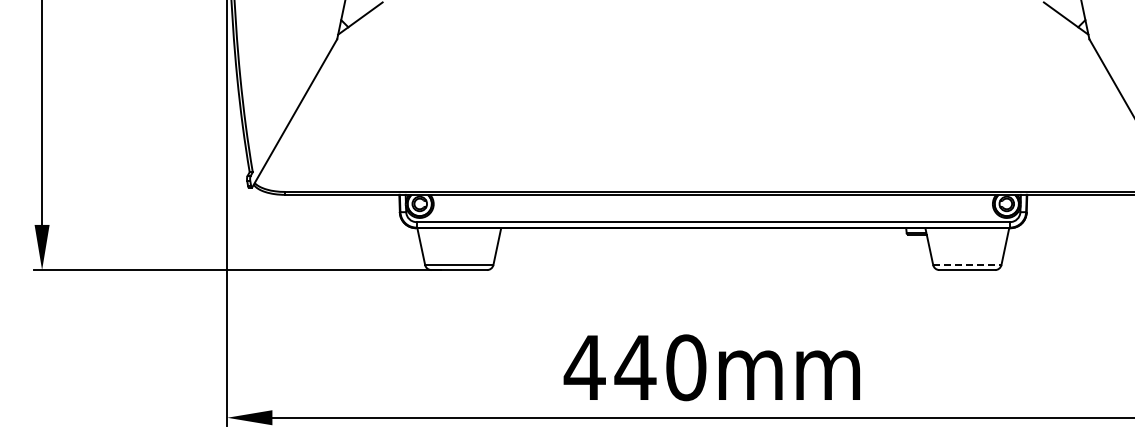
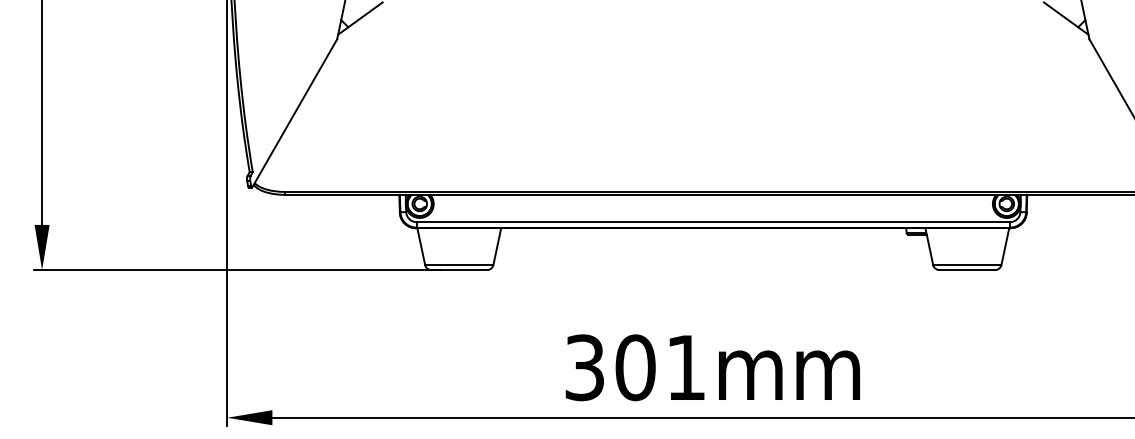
line: dashed -> solid (967, 264)
text: 440mm -> 301mm (634, 367)
